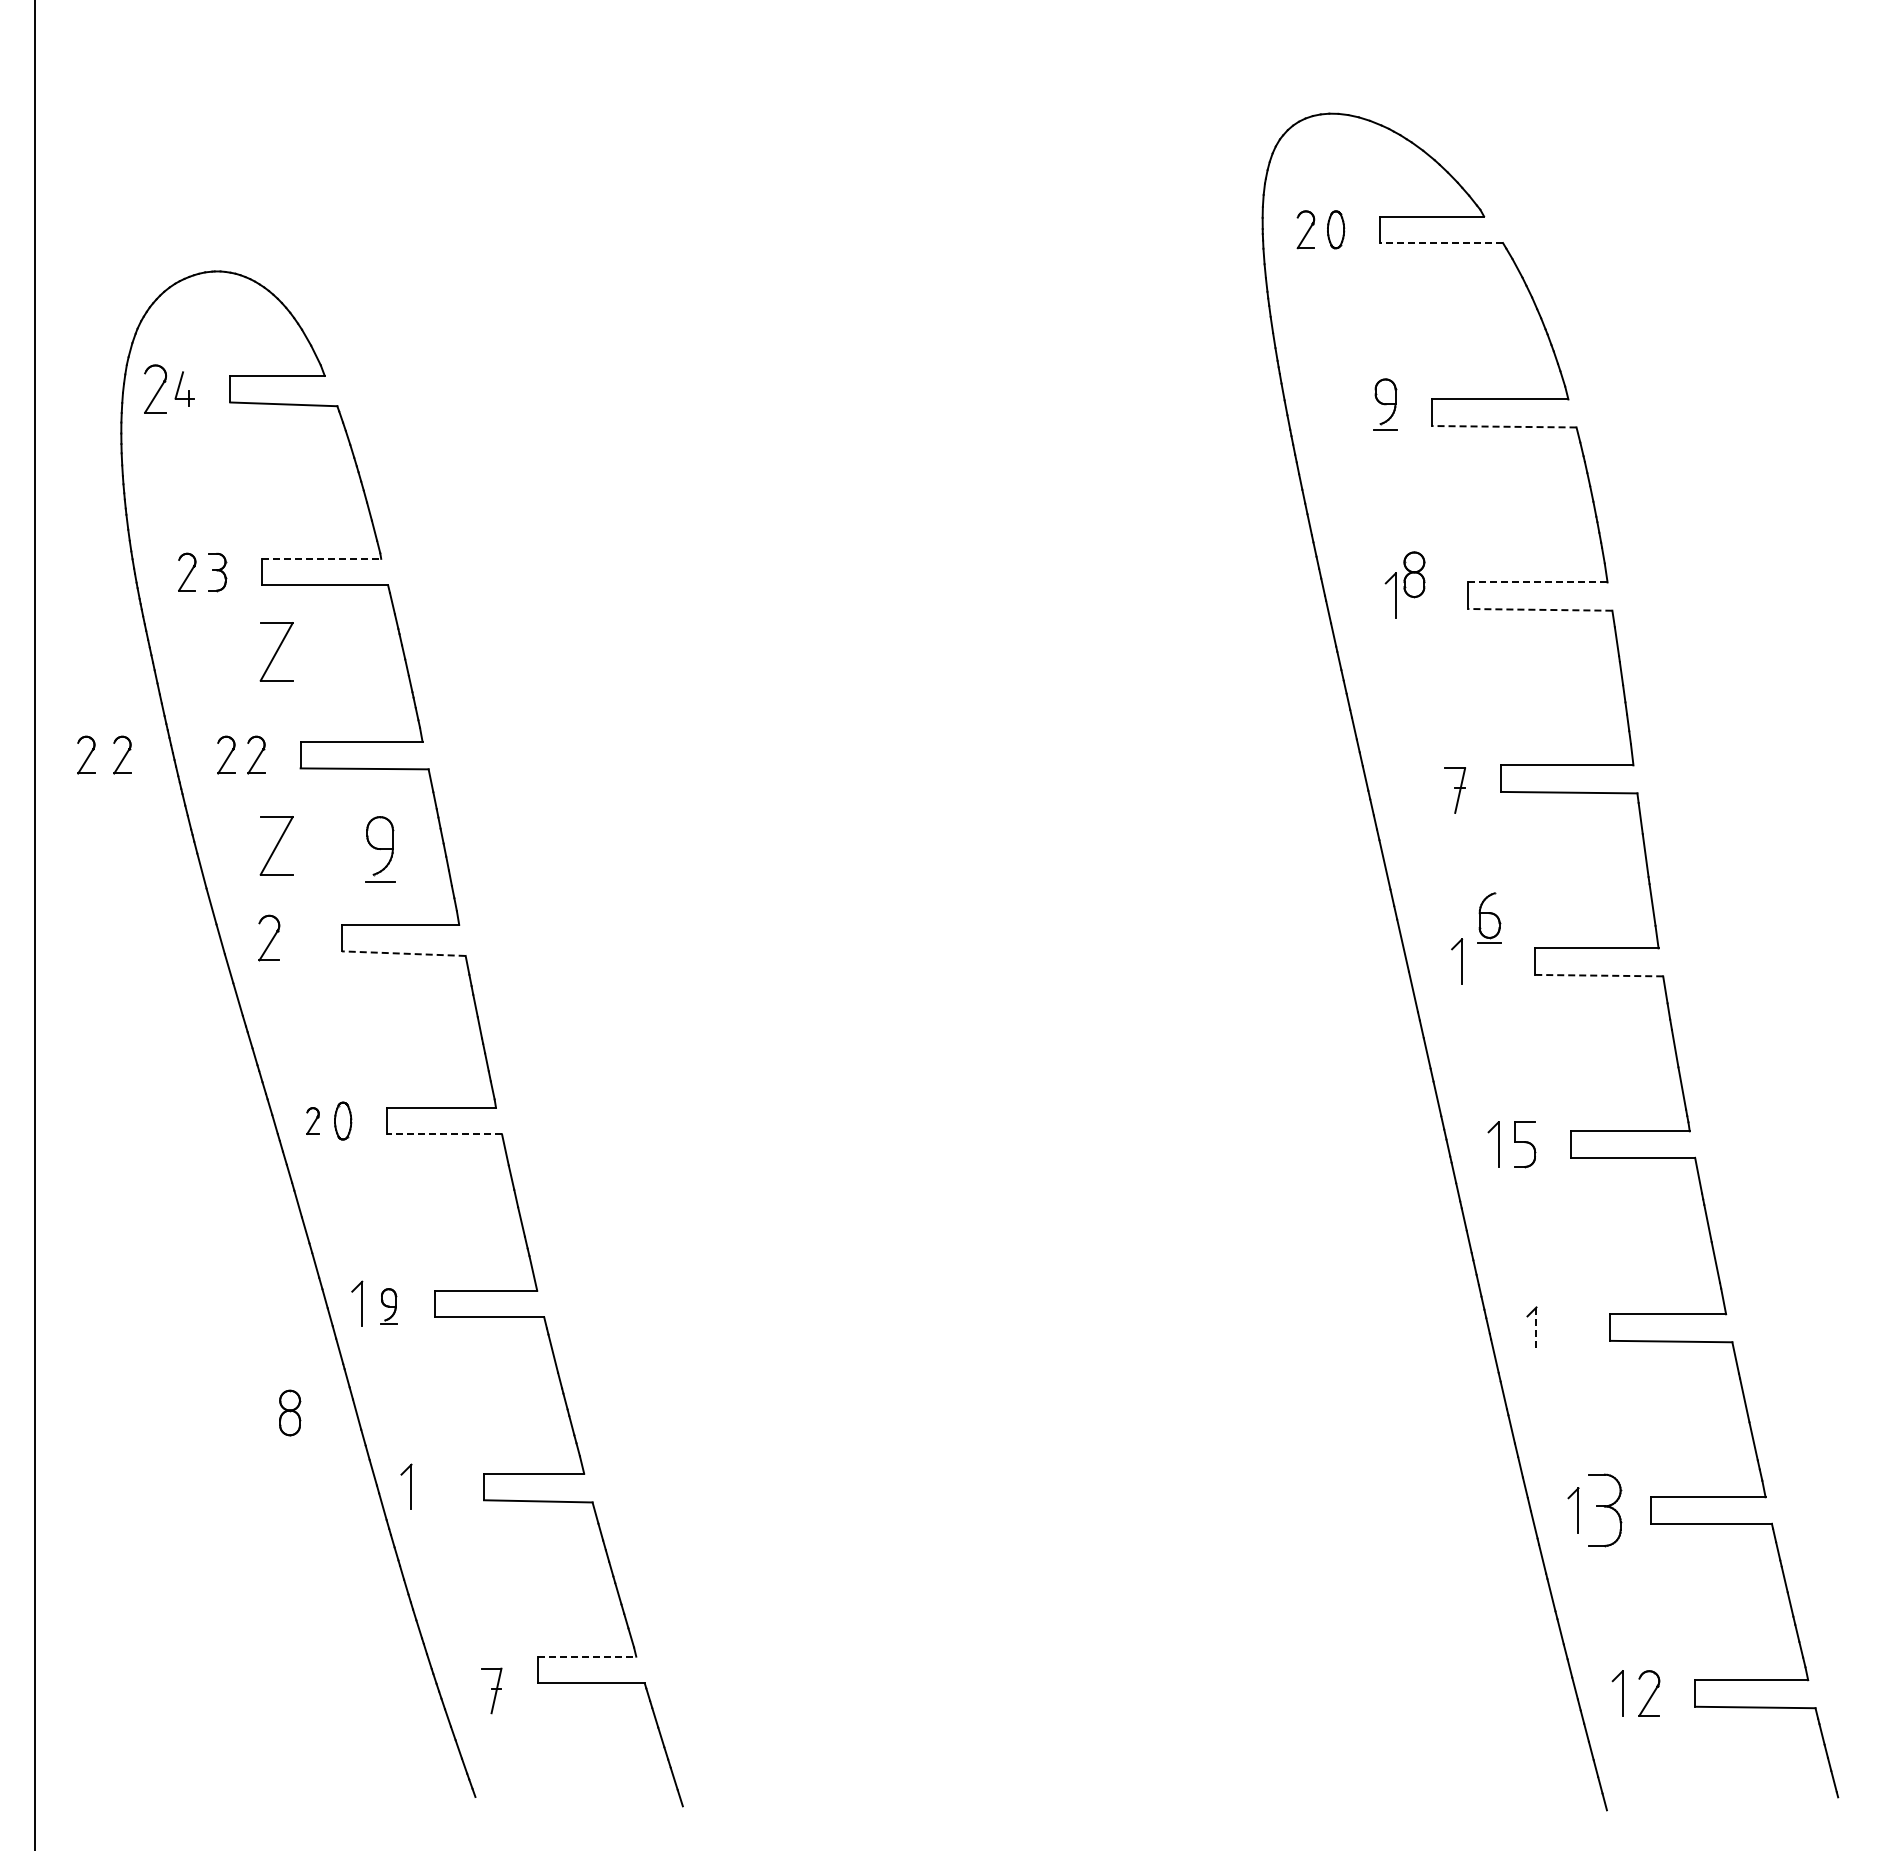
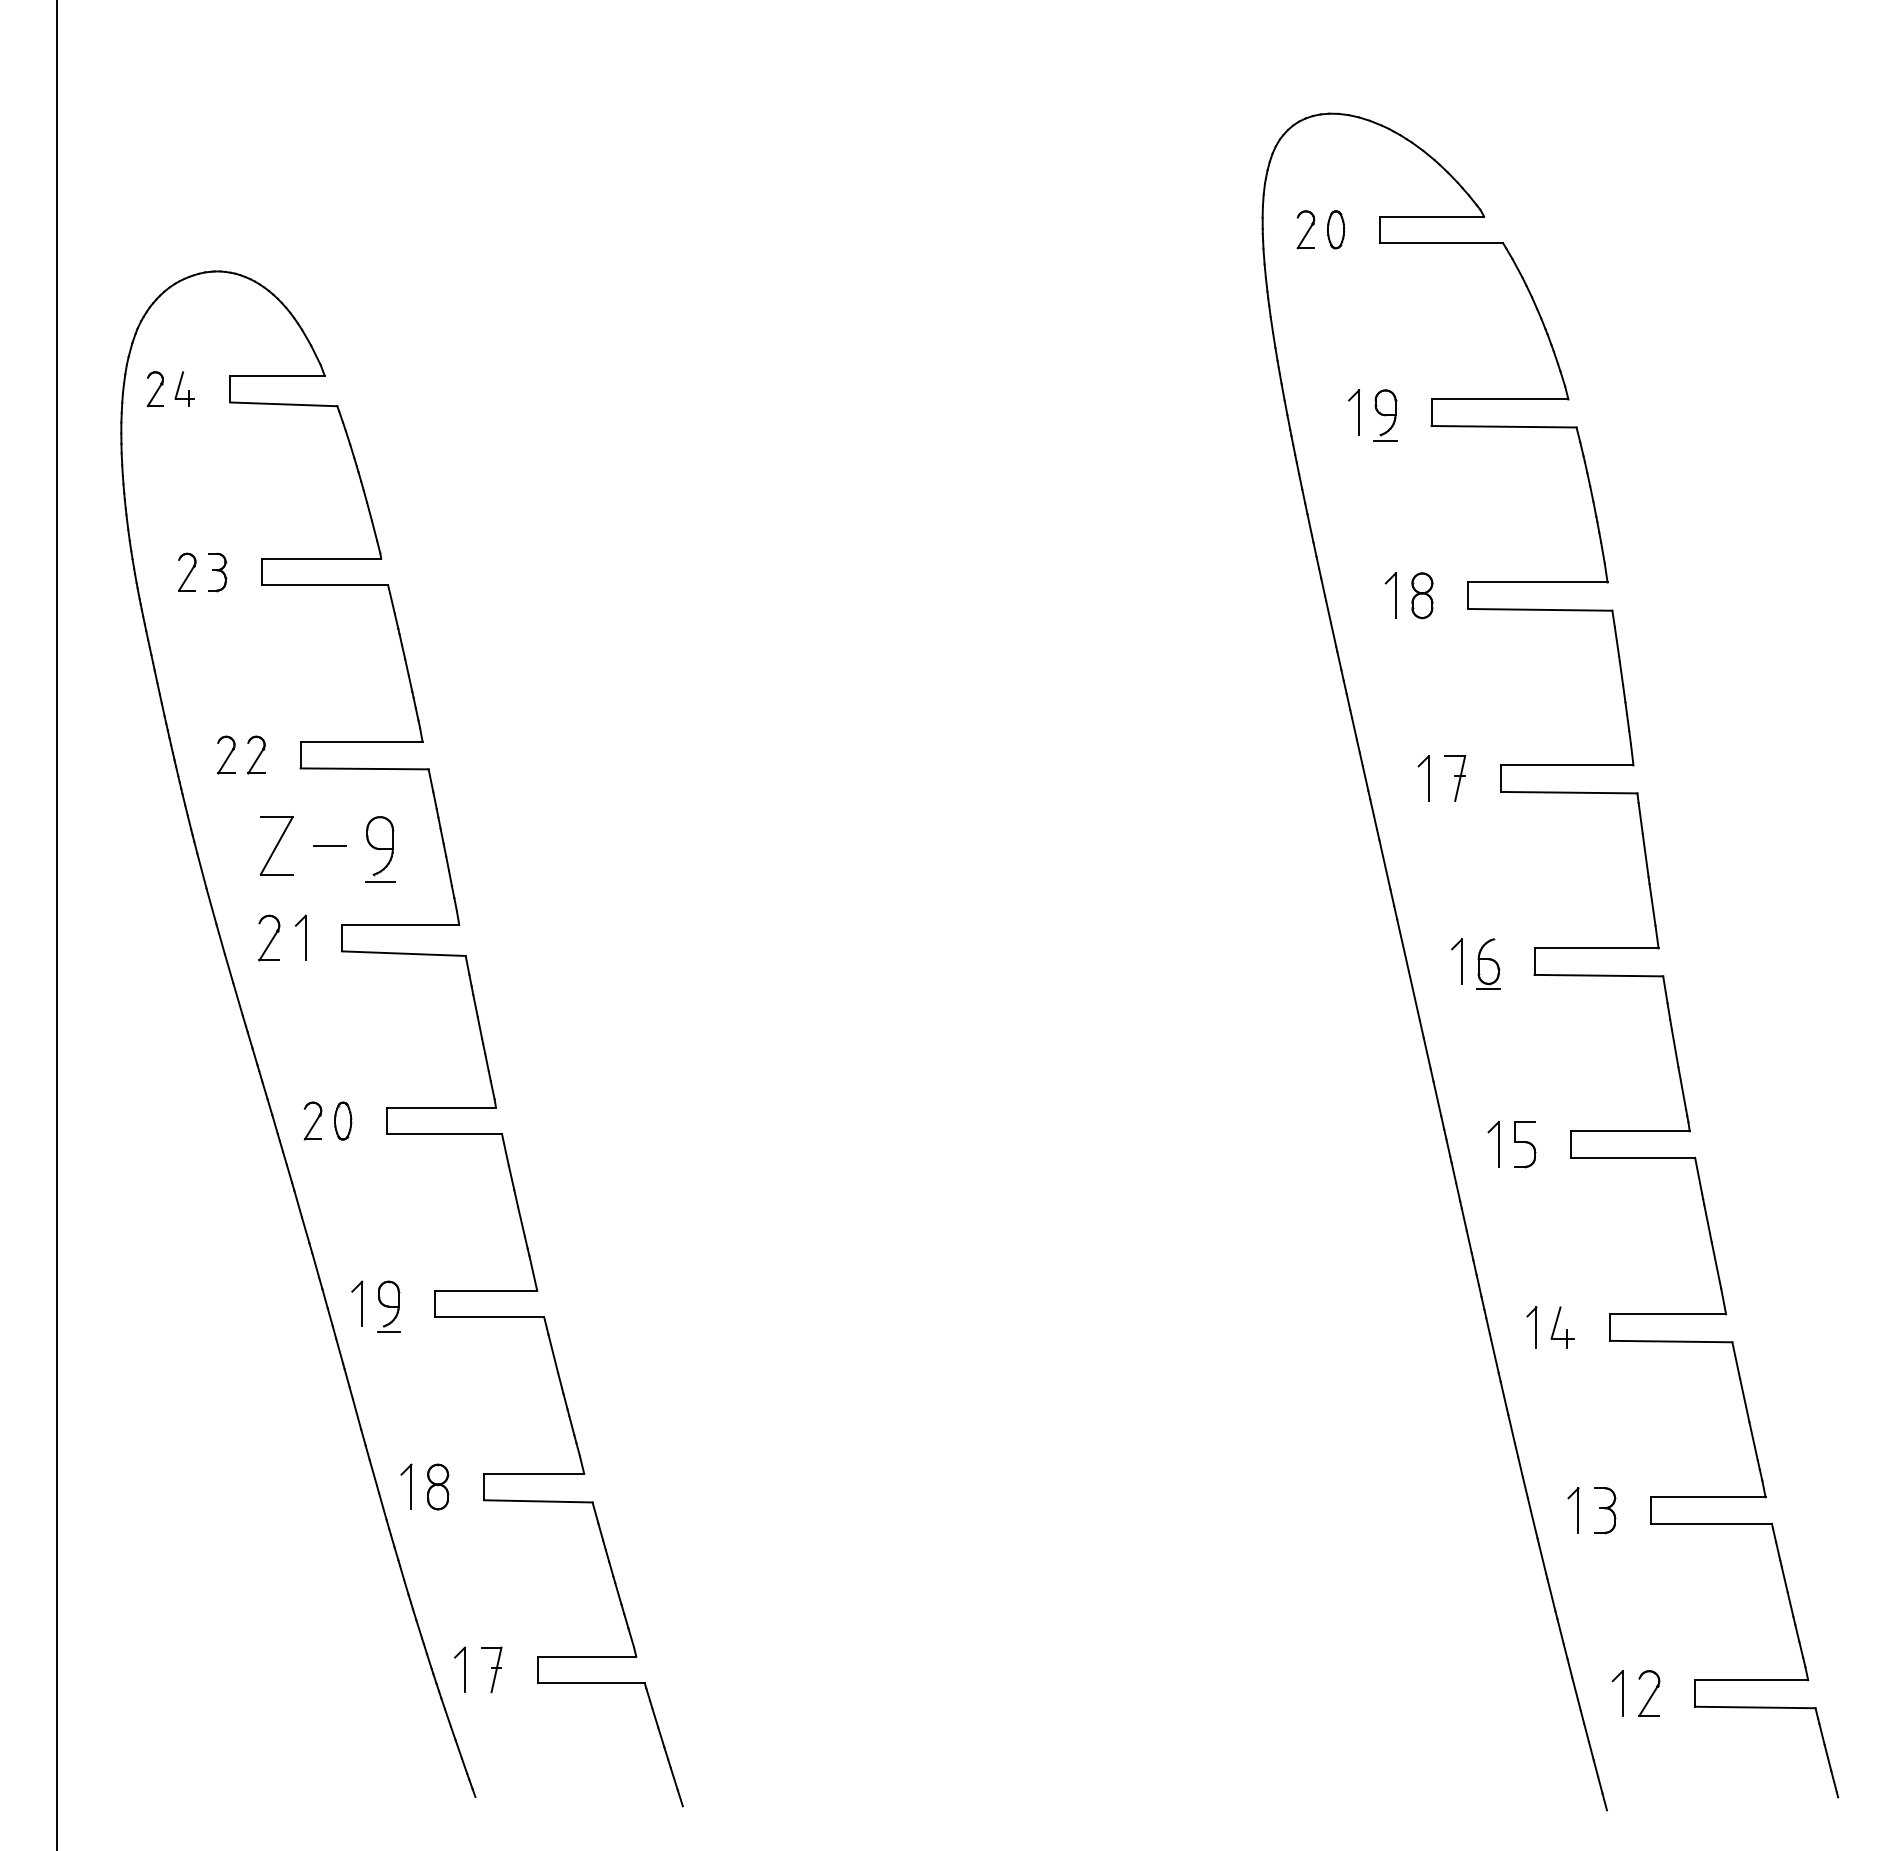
line: dashed -> solid (1441, 243)
part size: 23x50 px -> 18x37 px (154, 389)
part position: (1385, 404) -> (1385, 415) (1385, 415)
part: none -> present (1354, 412)
line: dashed -> solid (1504, 426)
line: dashed -> solid (321, 558)
part position: (1414, 574) -> (1422, 595) (1422, 595)
line: dashed -> solid (1537, 582)
line: dashed -> solid (1539, 609)
part: present -> none (276, 651)
part: present -> none (86, 754)
part: present -> none (122, 754)
part: none -> present (1423, 778)
part position: (1454, 790) -> (1454, 778) (1454, 778)
line: none -> present (329, 845)
part position: (1489, 917) -> (1488, 963) (1488, 963)
line position: (34, 924) -> (56, 924) (56, 924)
part: none -> present (300, 937)
line: dashed -> solid (403, 953)
line: dashed -> solid (1598, 975)
part size: 14x28 px -> 20x40 px (312, 1120)
line: dashed -> solid (444, 1134)
part size: 18x37 px -> 24x53 px (388, 1306)
line: dashed -> solid (1536, 1327)
part: none -> present (1562, 1327)
part position: (290, 1412) -> (438, 1486) (438, 1486)
part size: 35x75 px -> 23x48 px (1605, 1510)
line: dashed -> solid (587, 1656)
part: none -> present (459, 1669)
part position: (491, 1690) -> (491, 1669) (491, 1669)
